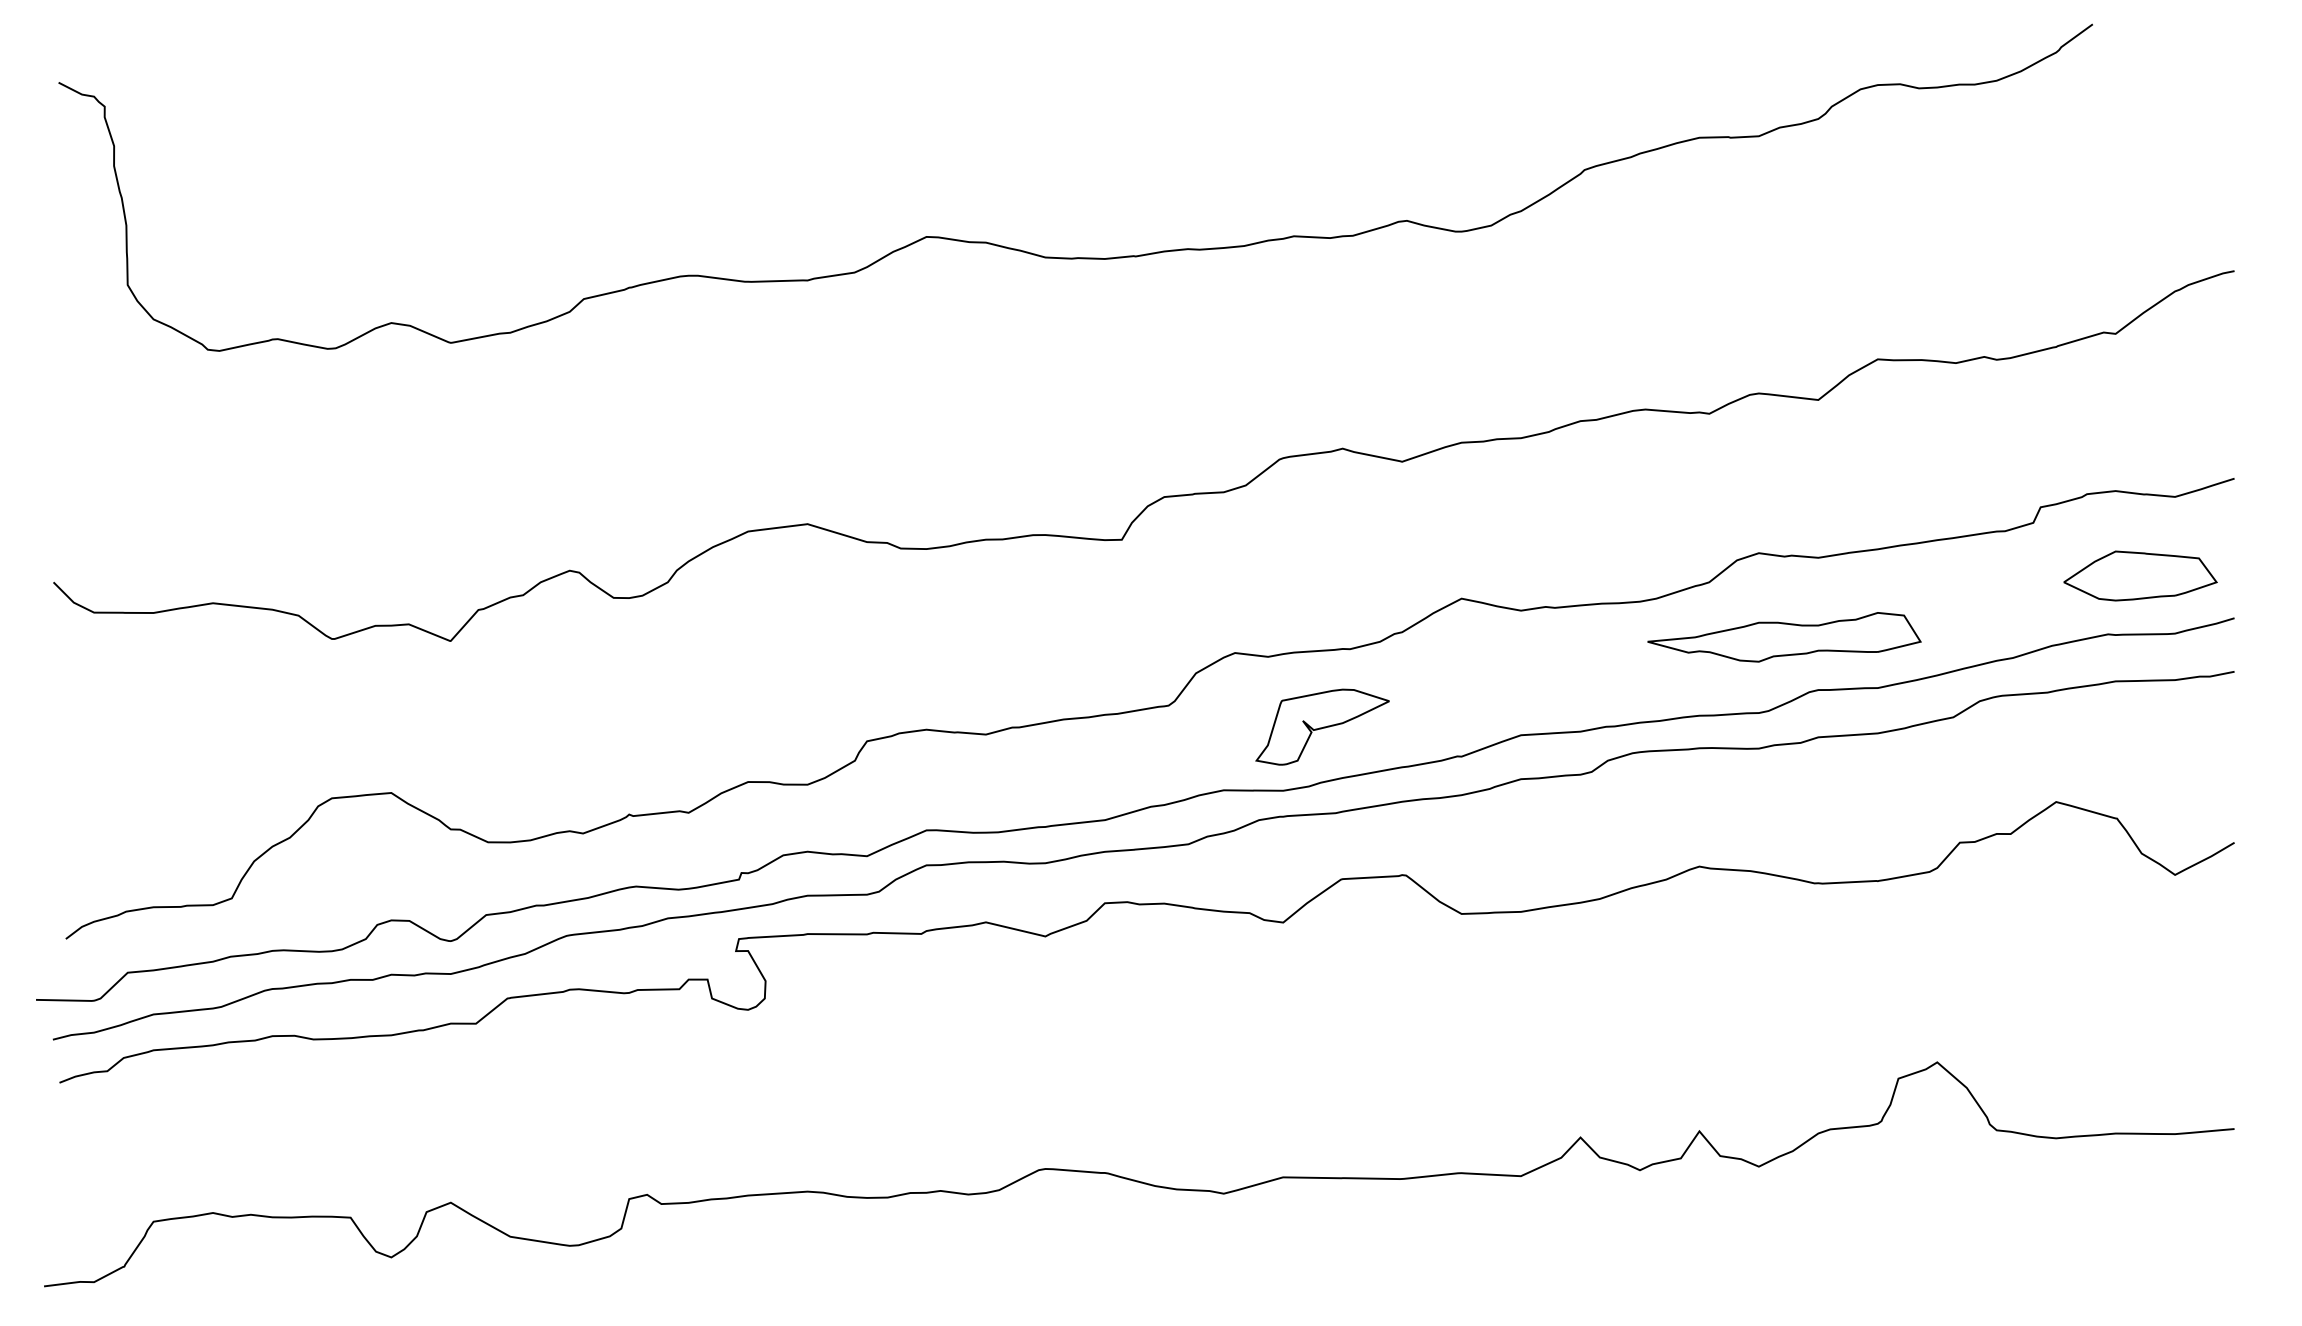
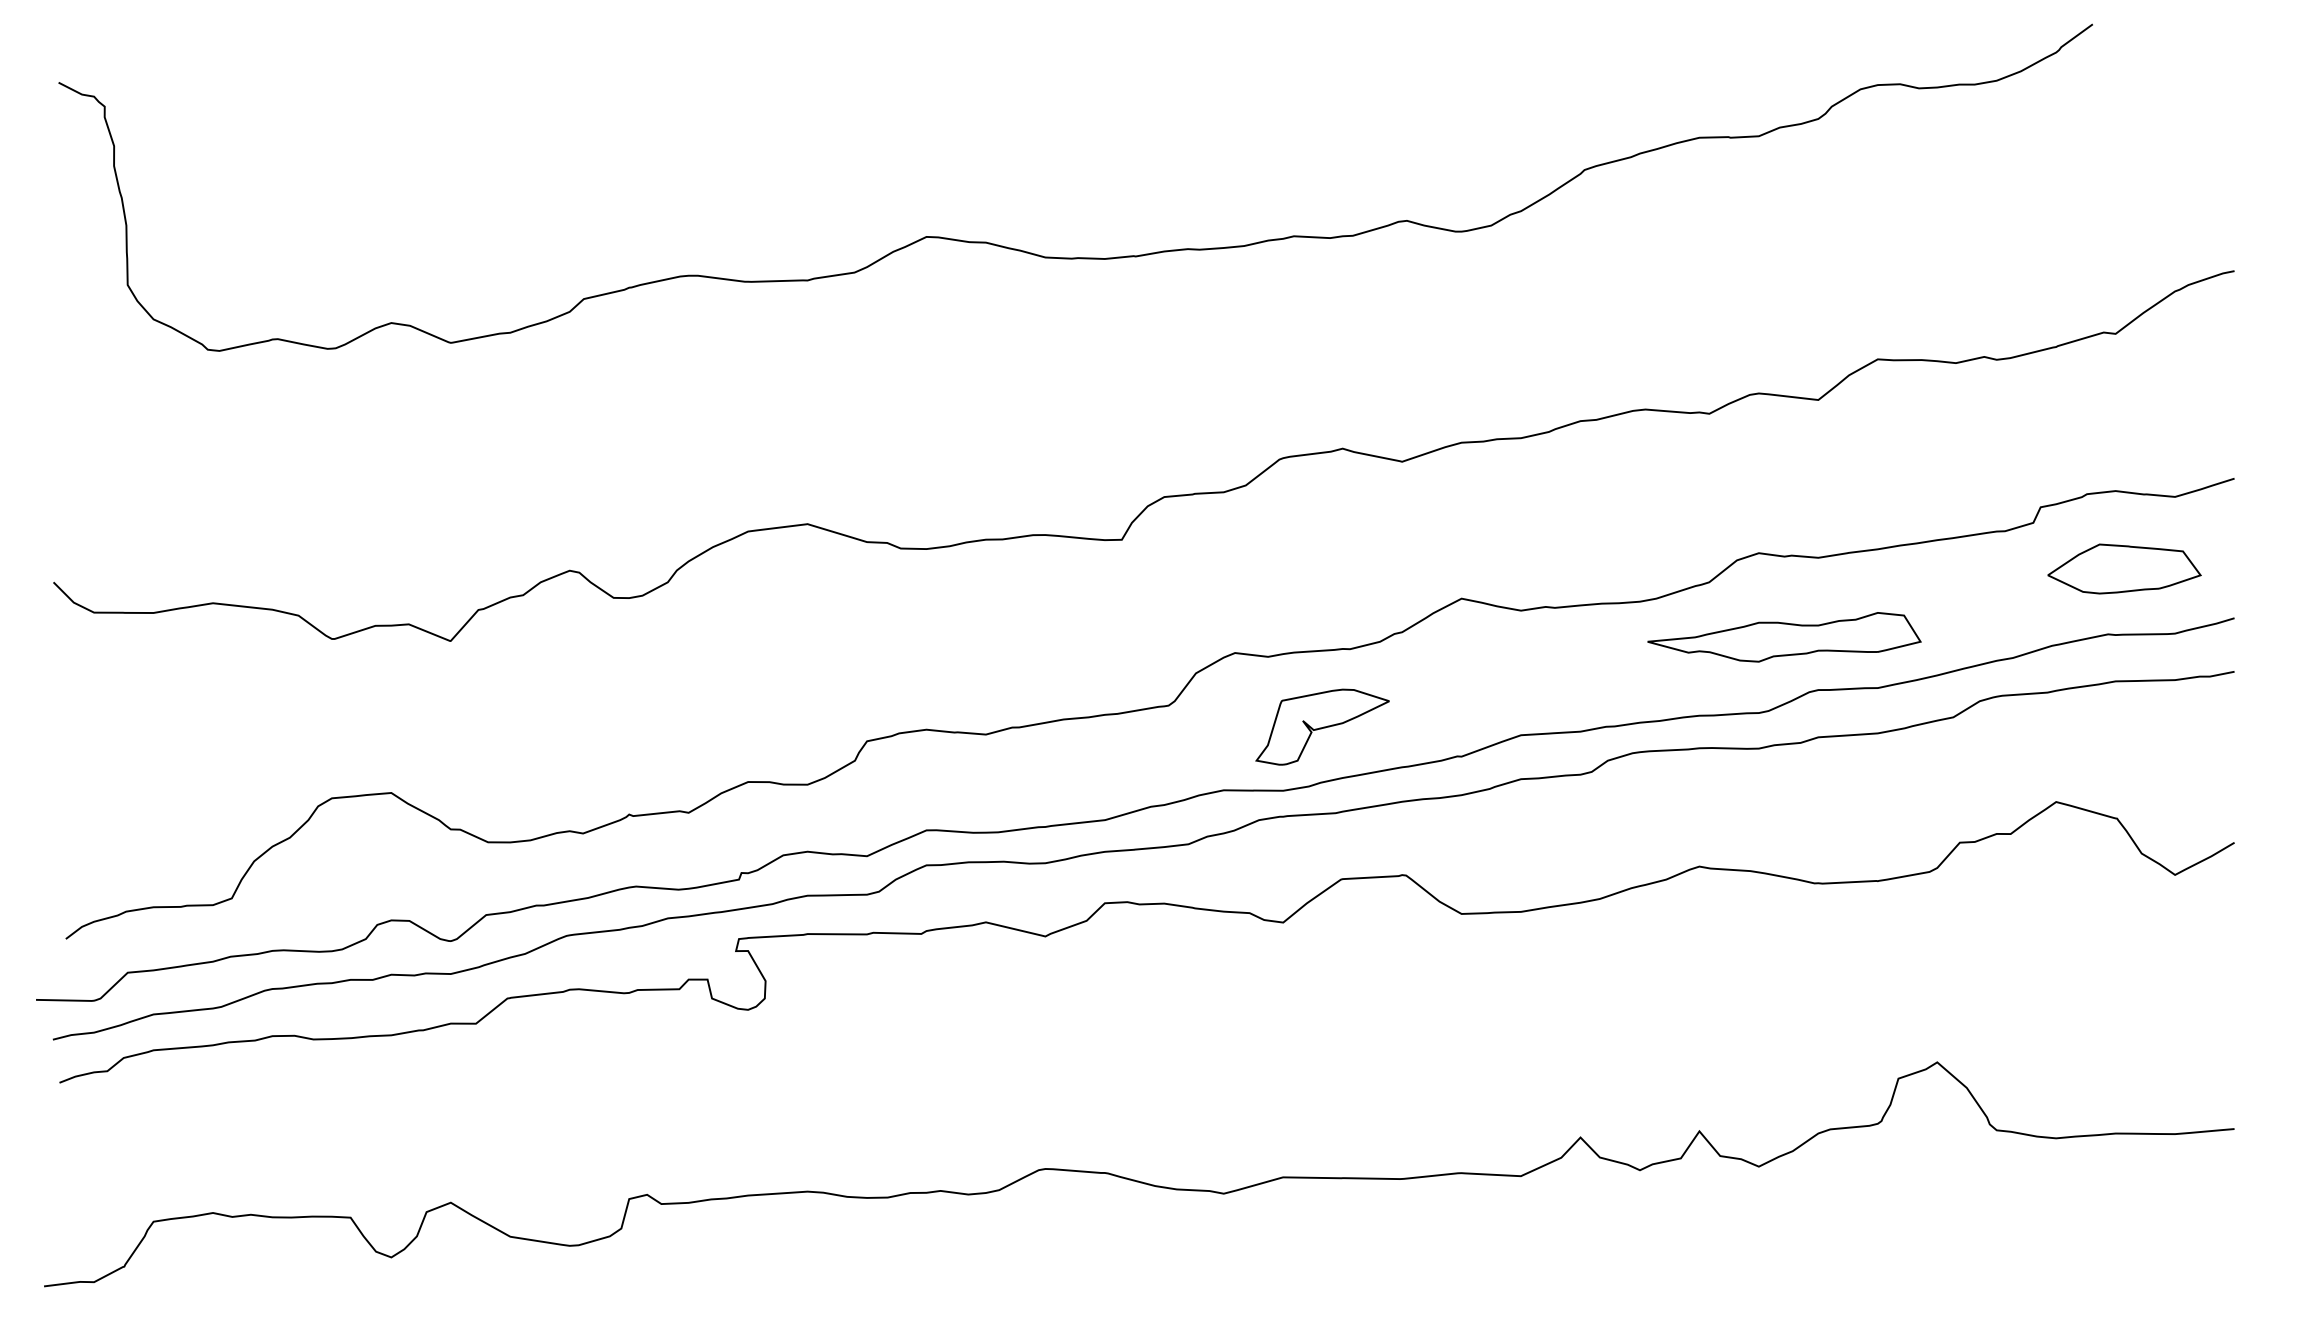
part position: (2140, 575) -> (2124, 568) (2124, 568)
